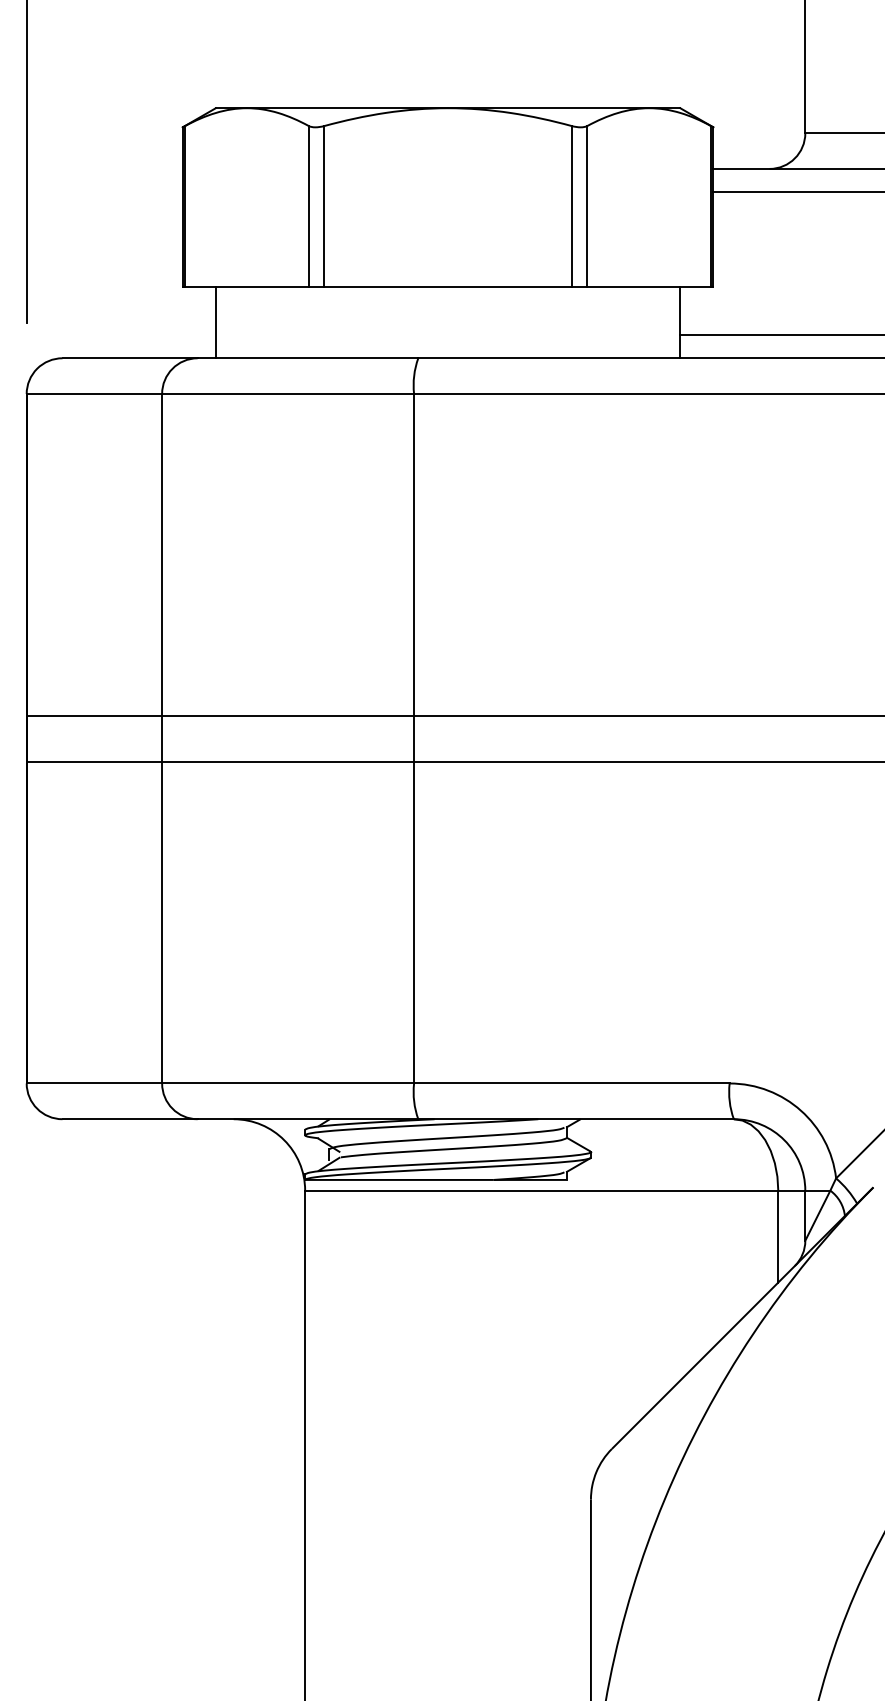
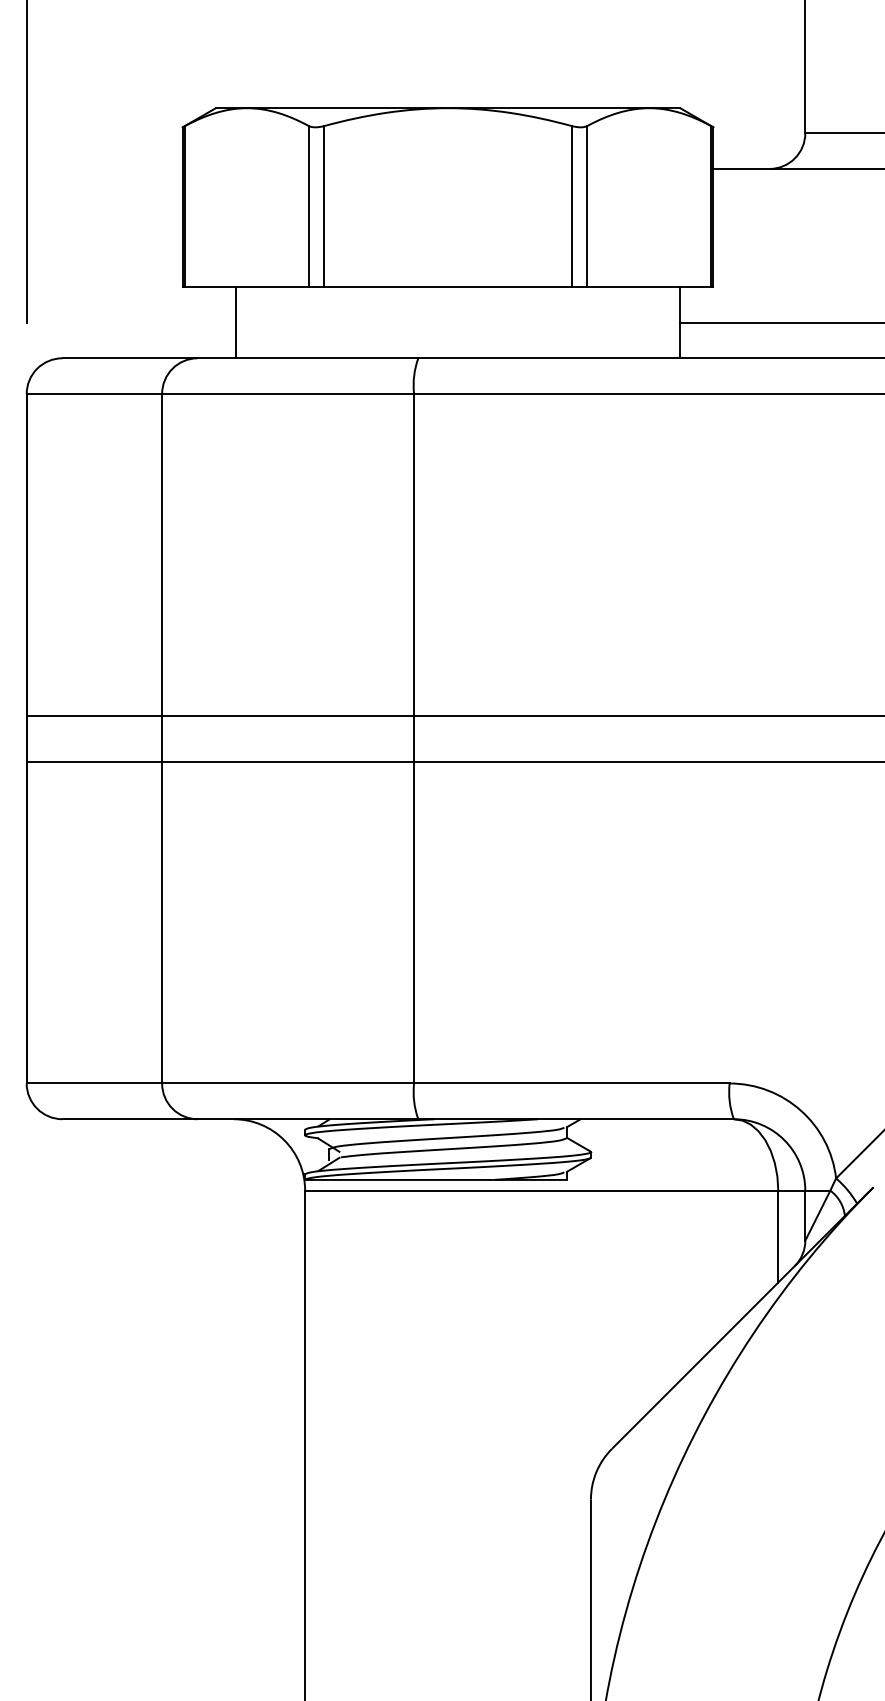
line: present -> none (797, 192)
line position: (215, 322) -> (235, 322) (235, 322)
line position: (780, 335) -> (780, 323) (780, 323)
